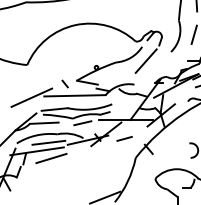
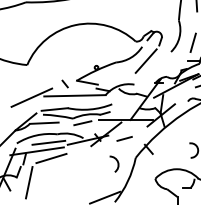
line position: (193, 34) -> (192, 42) (192, 42)
arc: none -> present (116, 161)
line: none -> present (28, 182)
